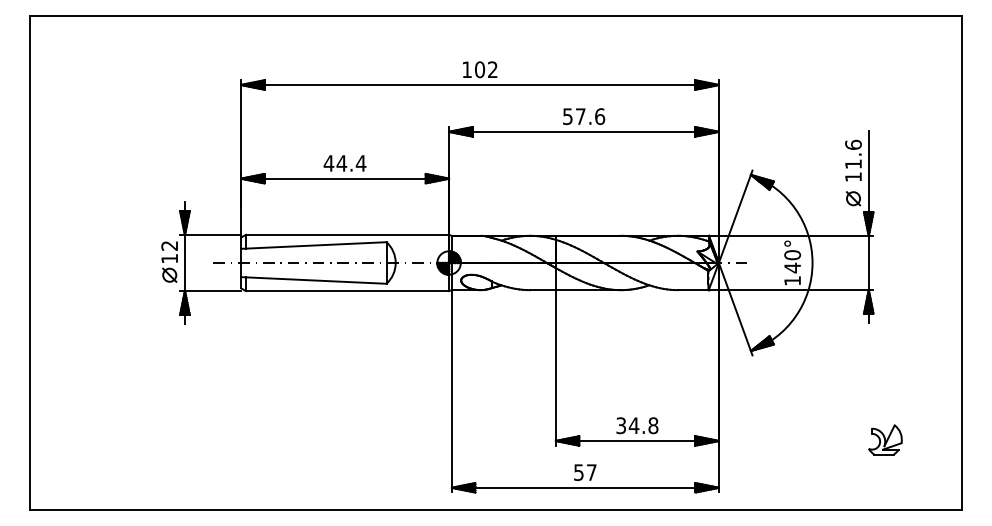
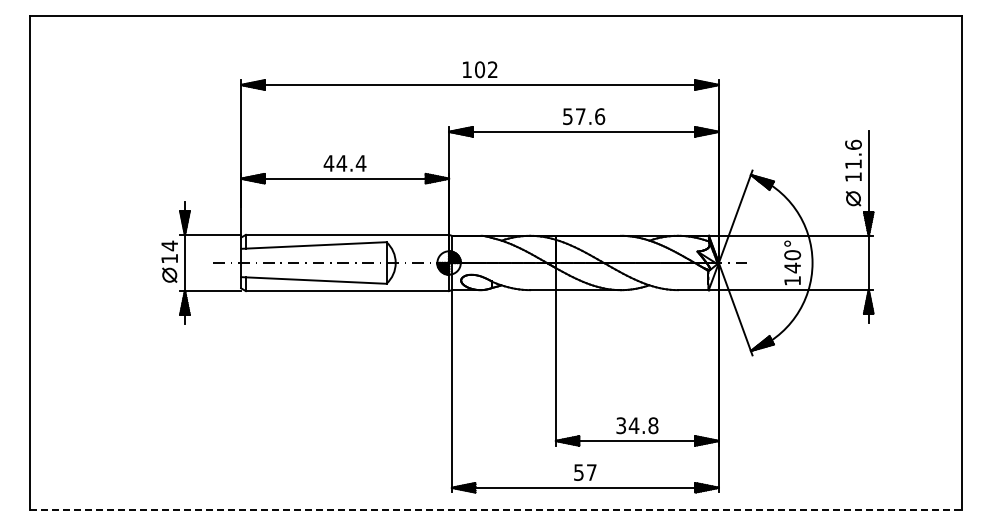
text: 12 -> 14 (169, 245)
part: present -> none (885, 439)
line: solid -> dashed (496, 510)
